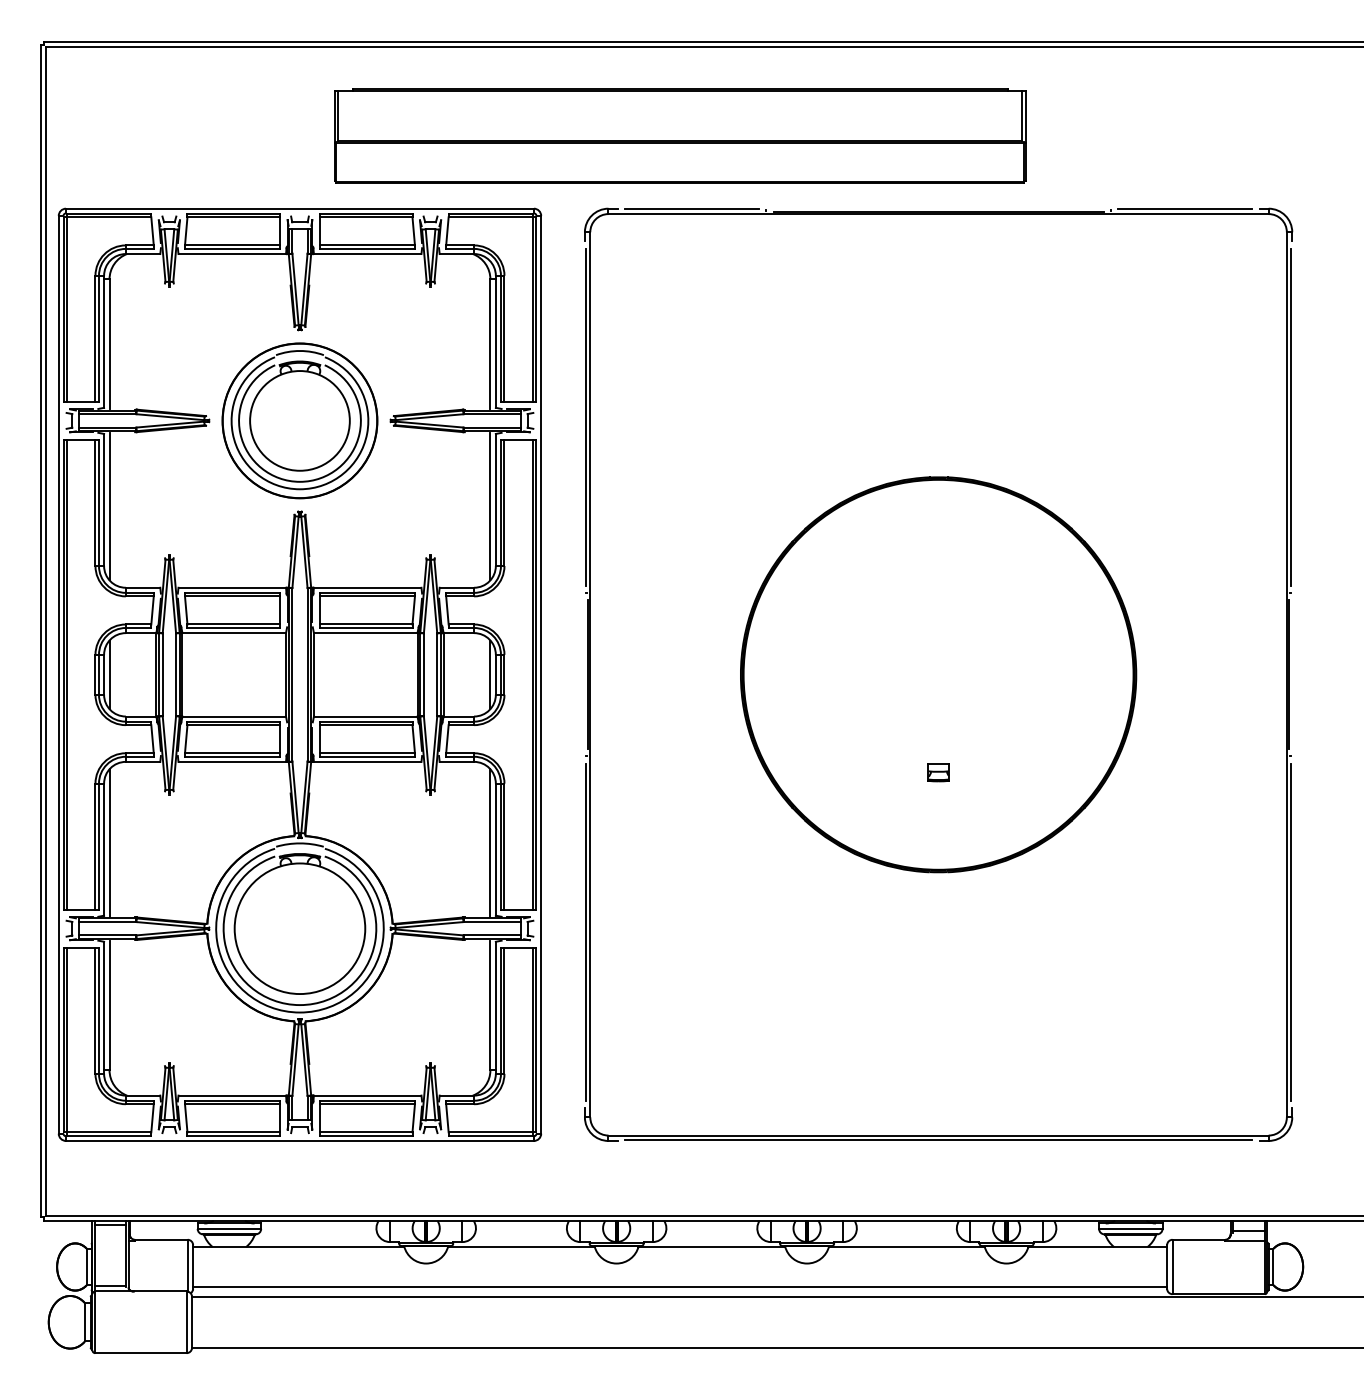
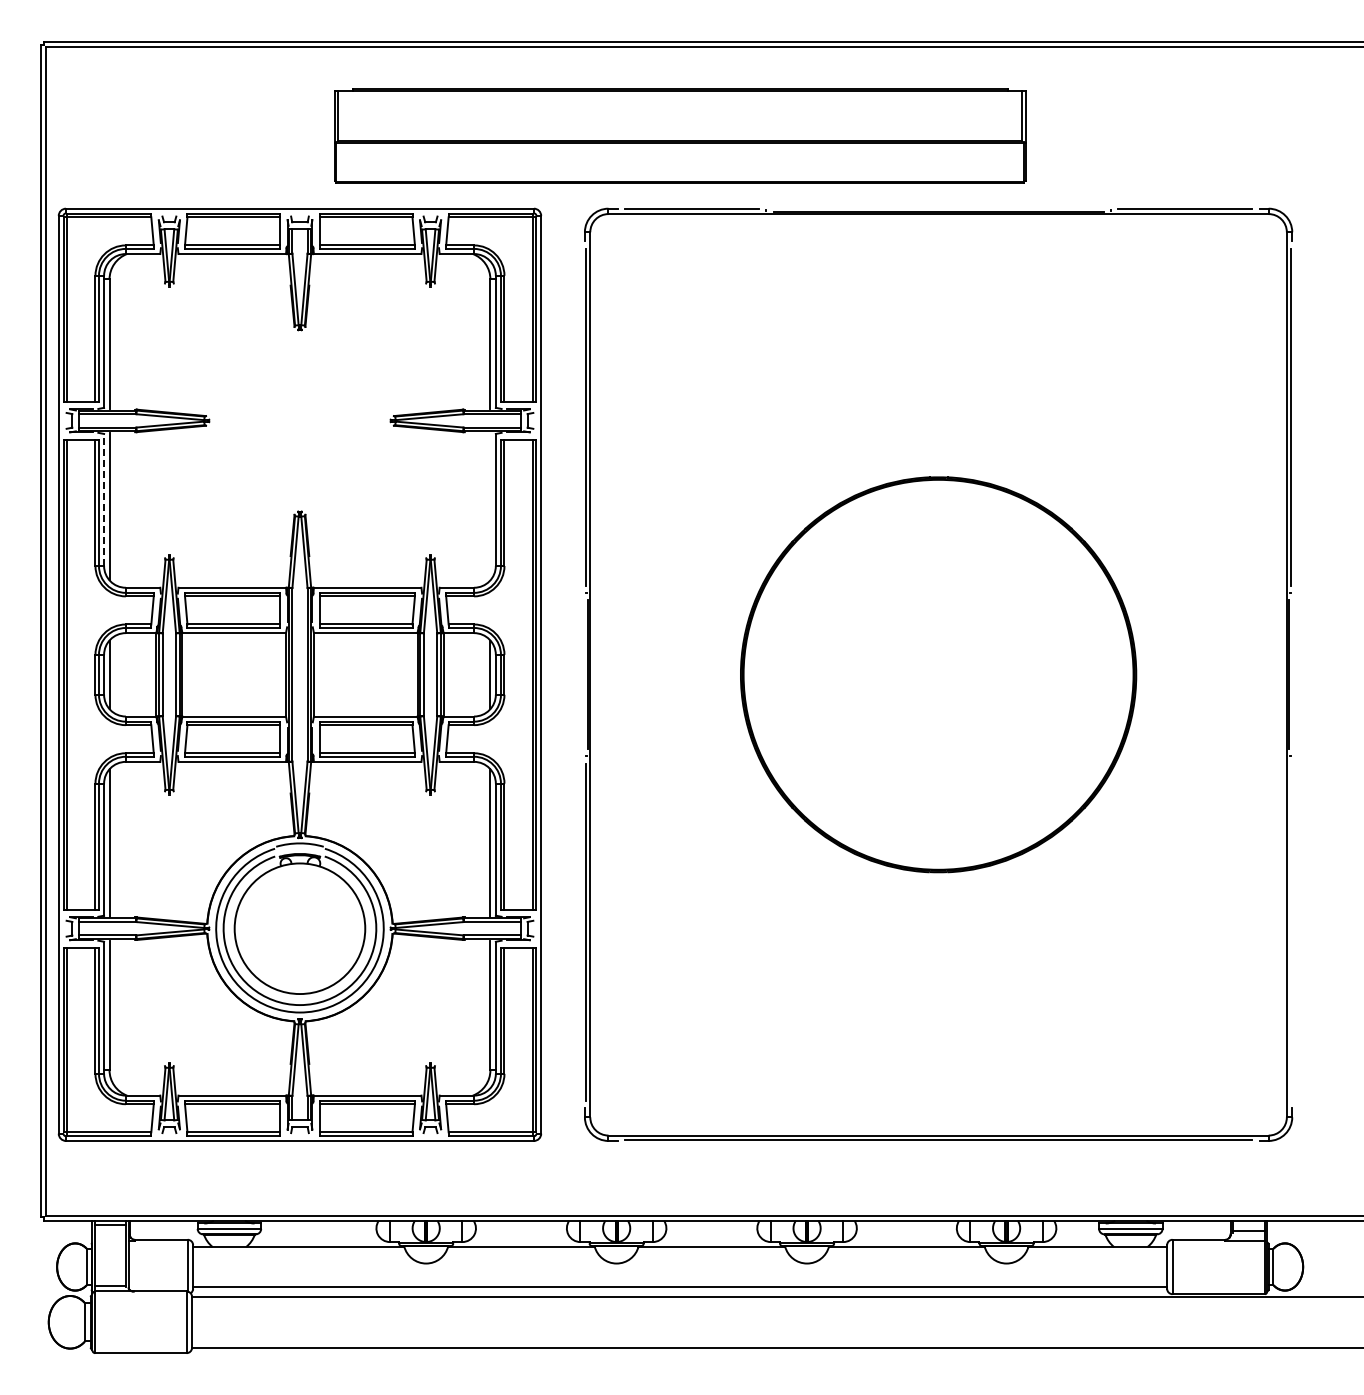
part: present -> none (299, 420)
line: solid -> dashed (104, 499)
line: present -> none (490, 506)
part: present -> none (938, 772)
line: present -> none (1291, 932)
